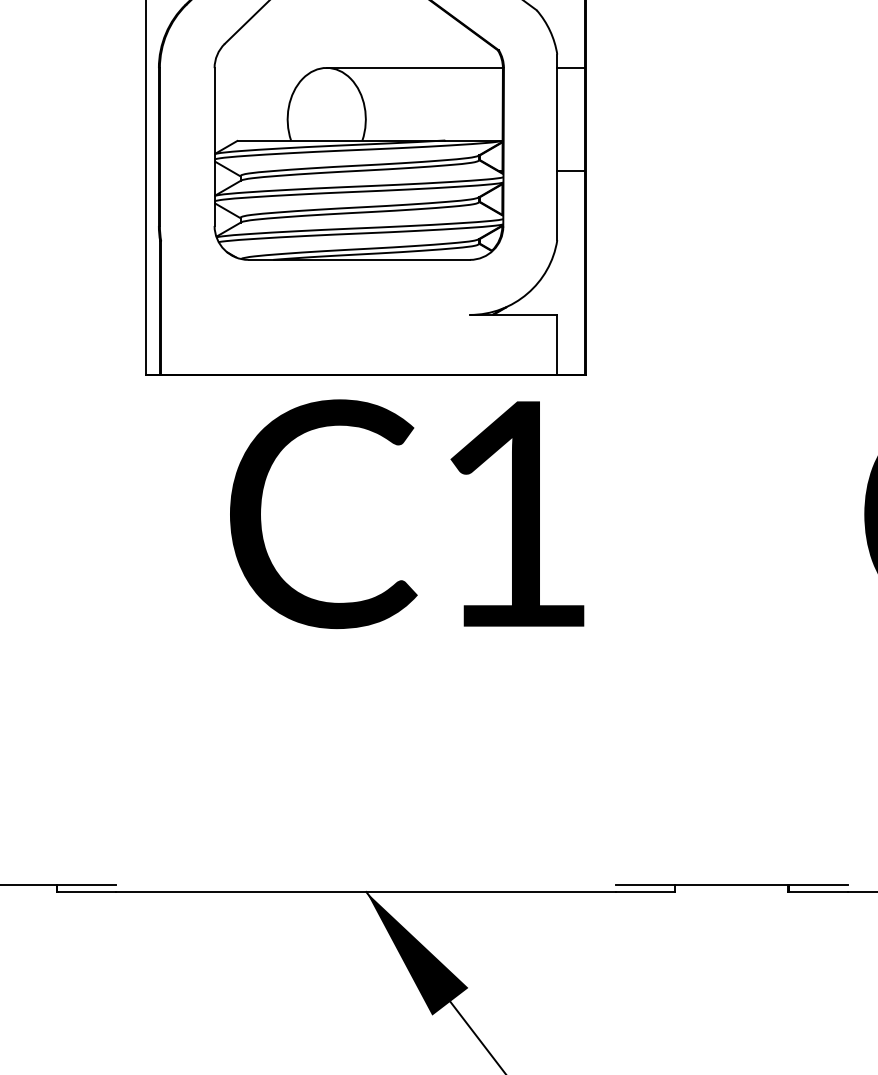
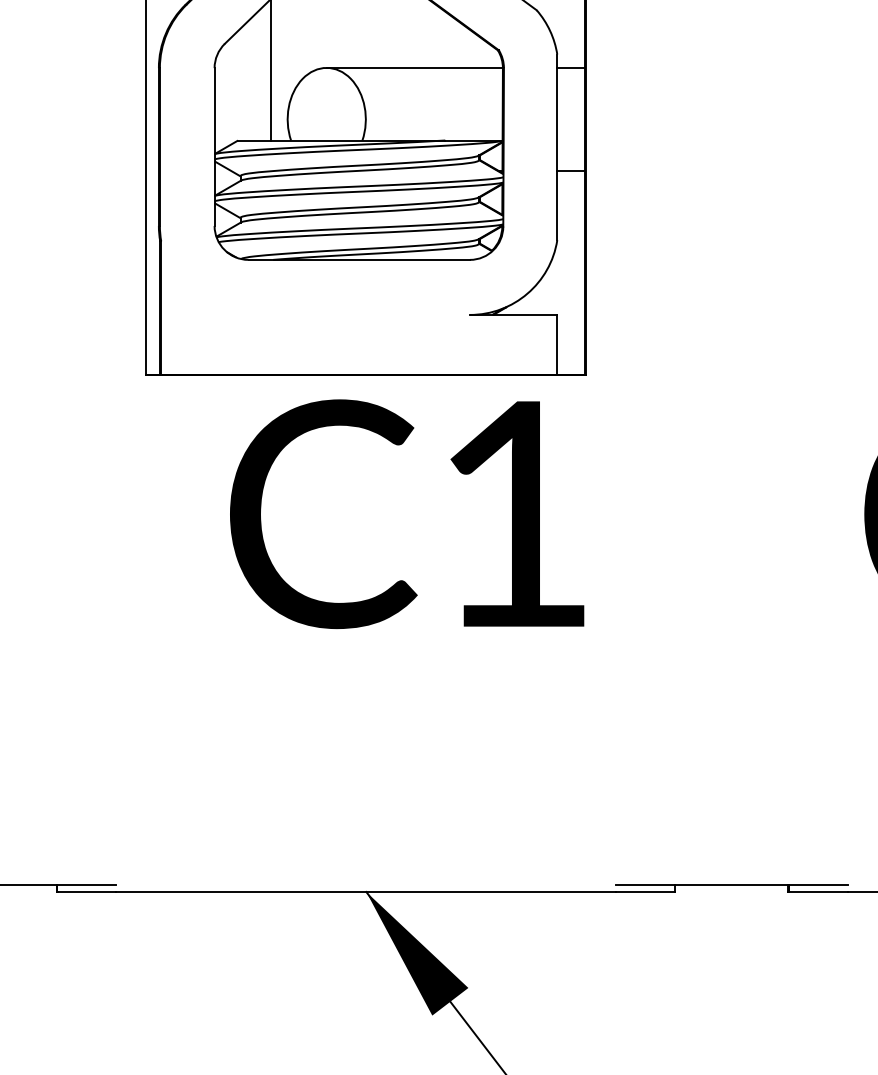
line: none -> present (271, 71)
